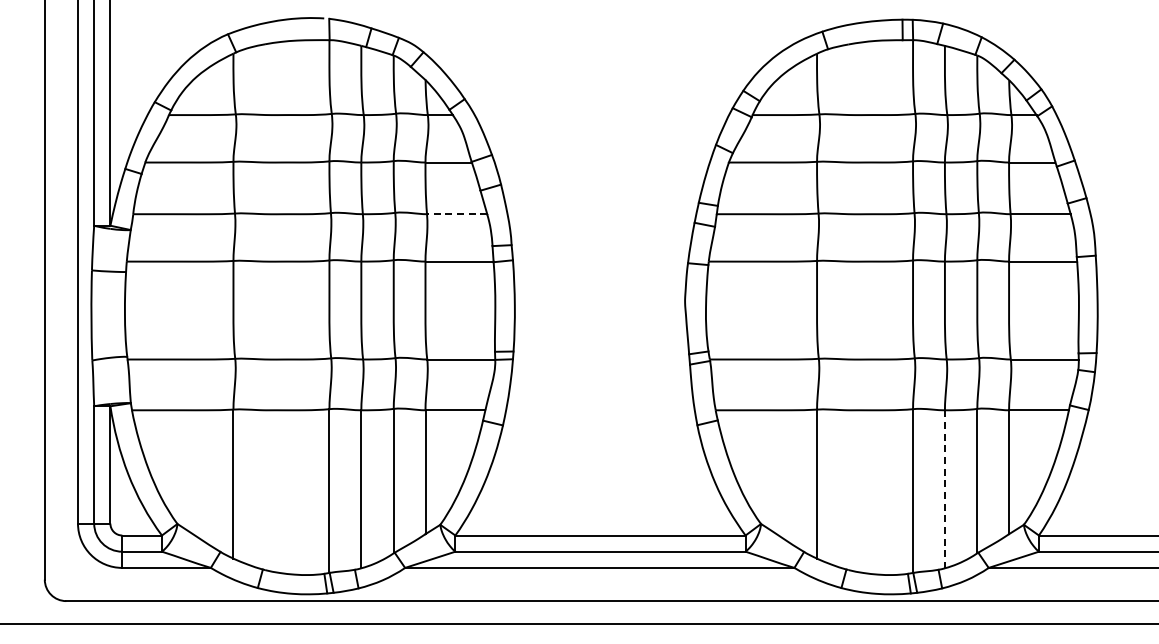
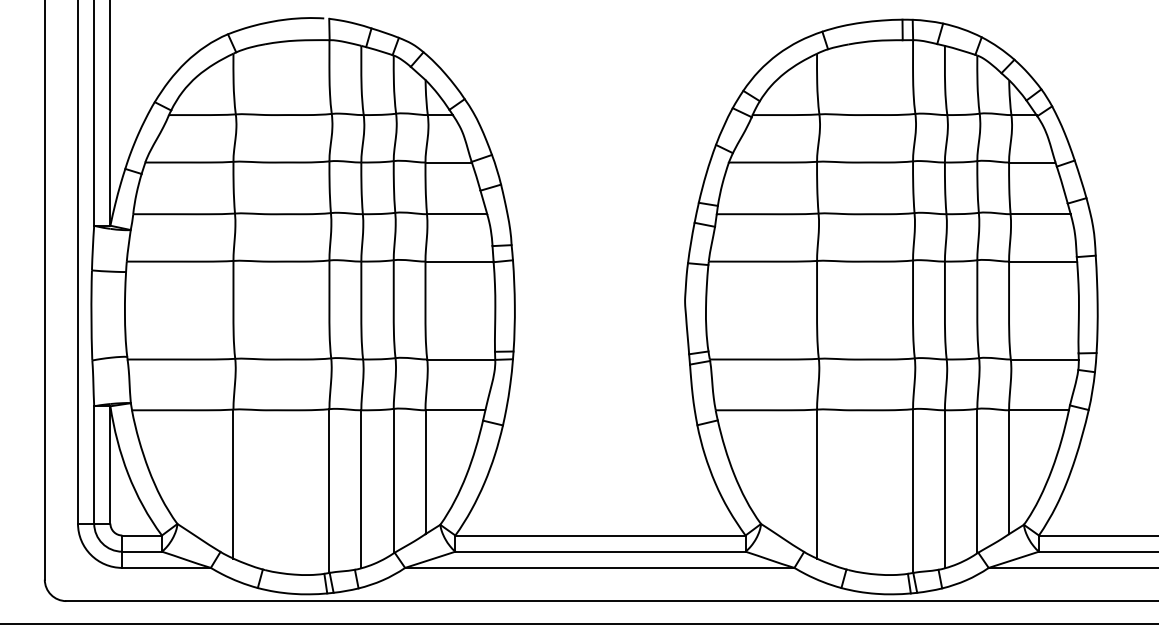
line: dashed -> solid (456, 214)
line: dashed -> solid (944, 489)
